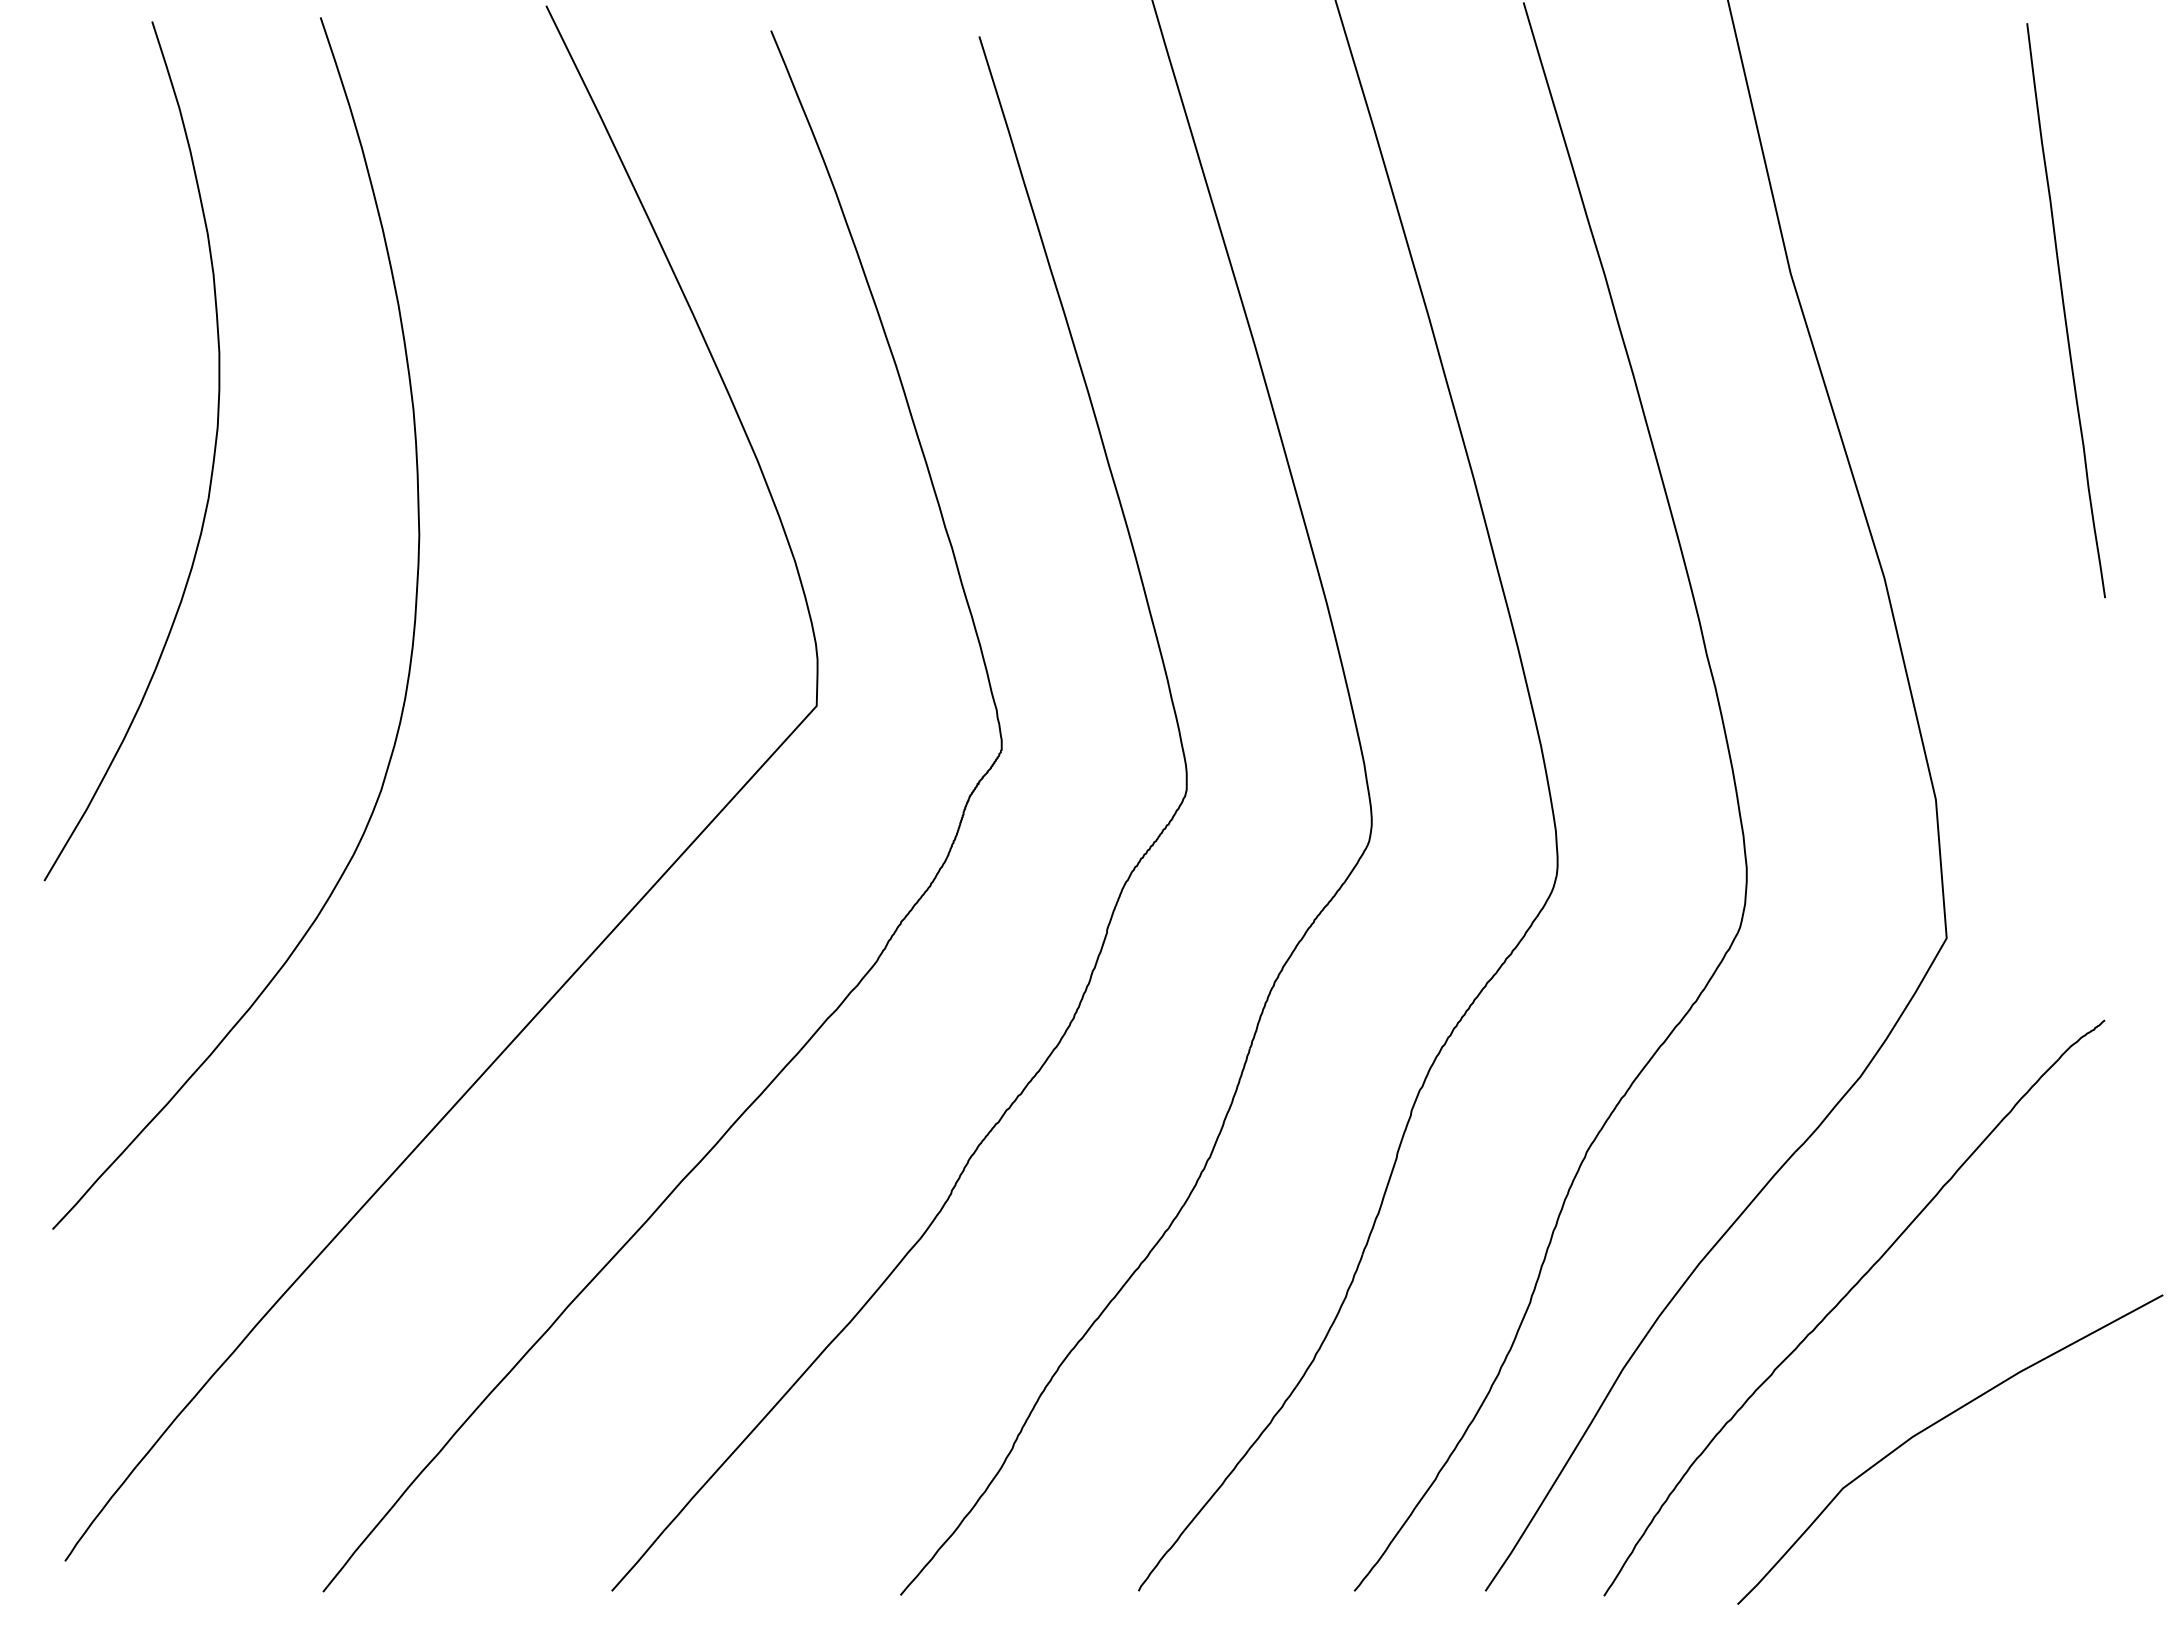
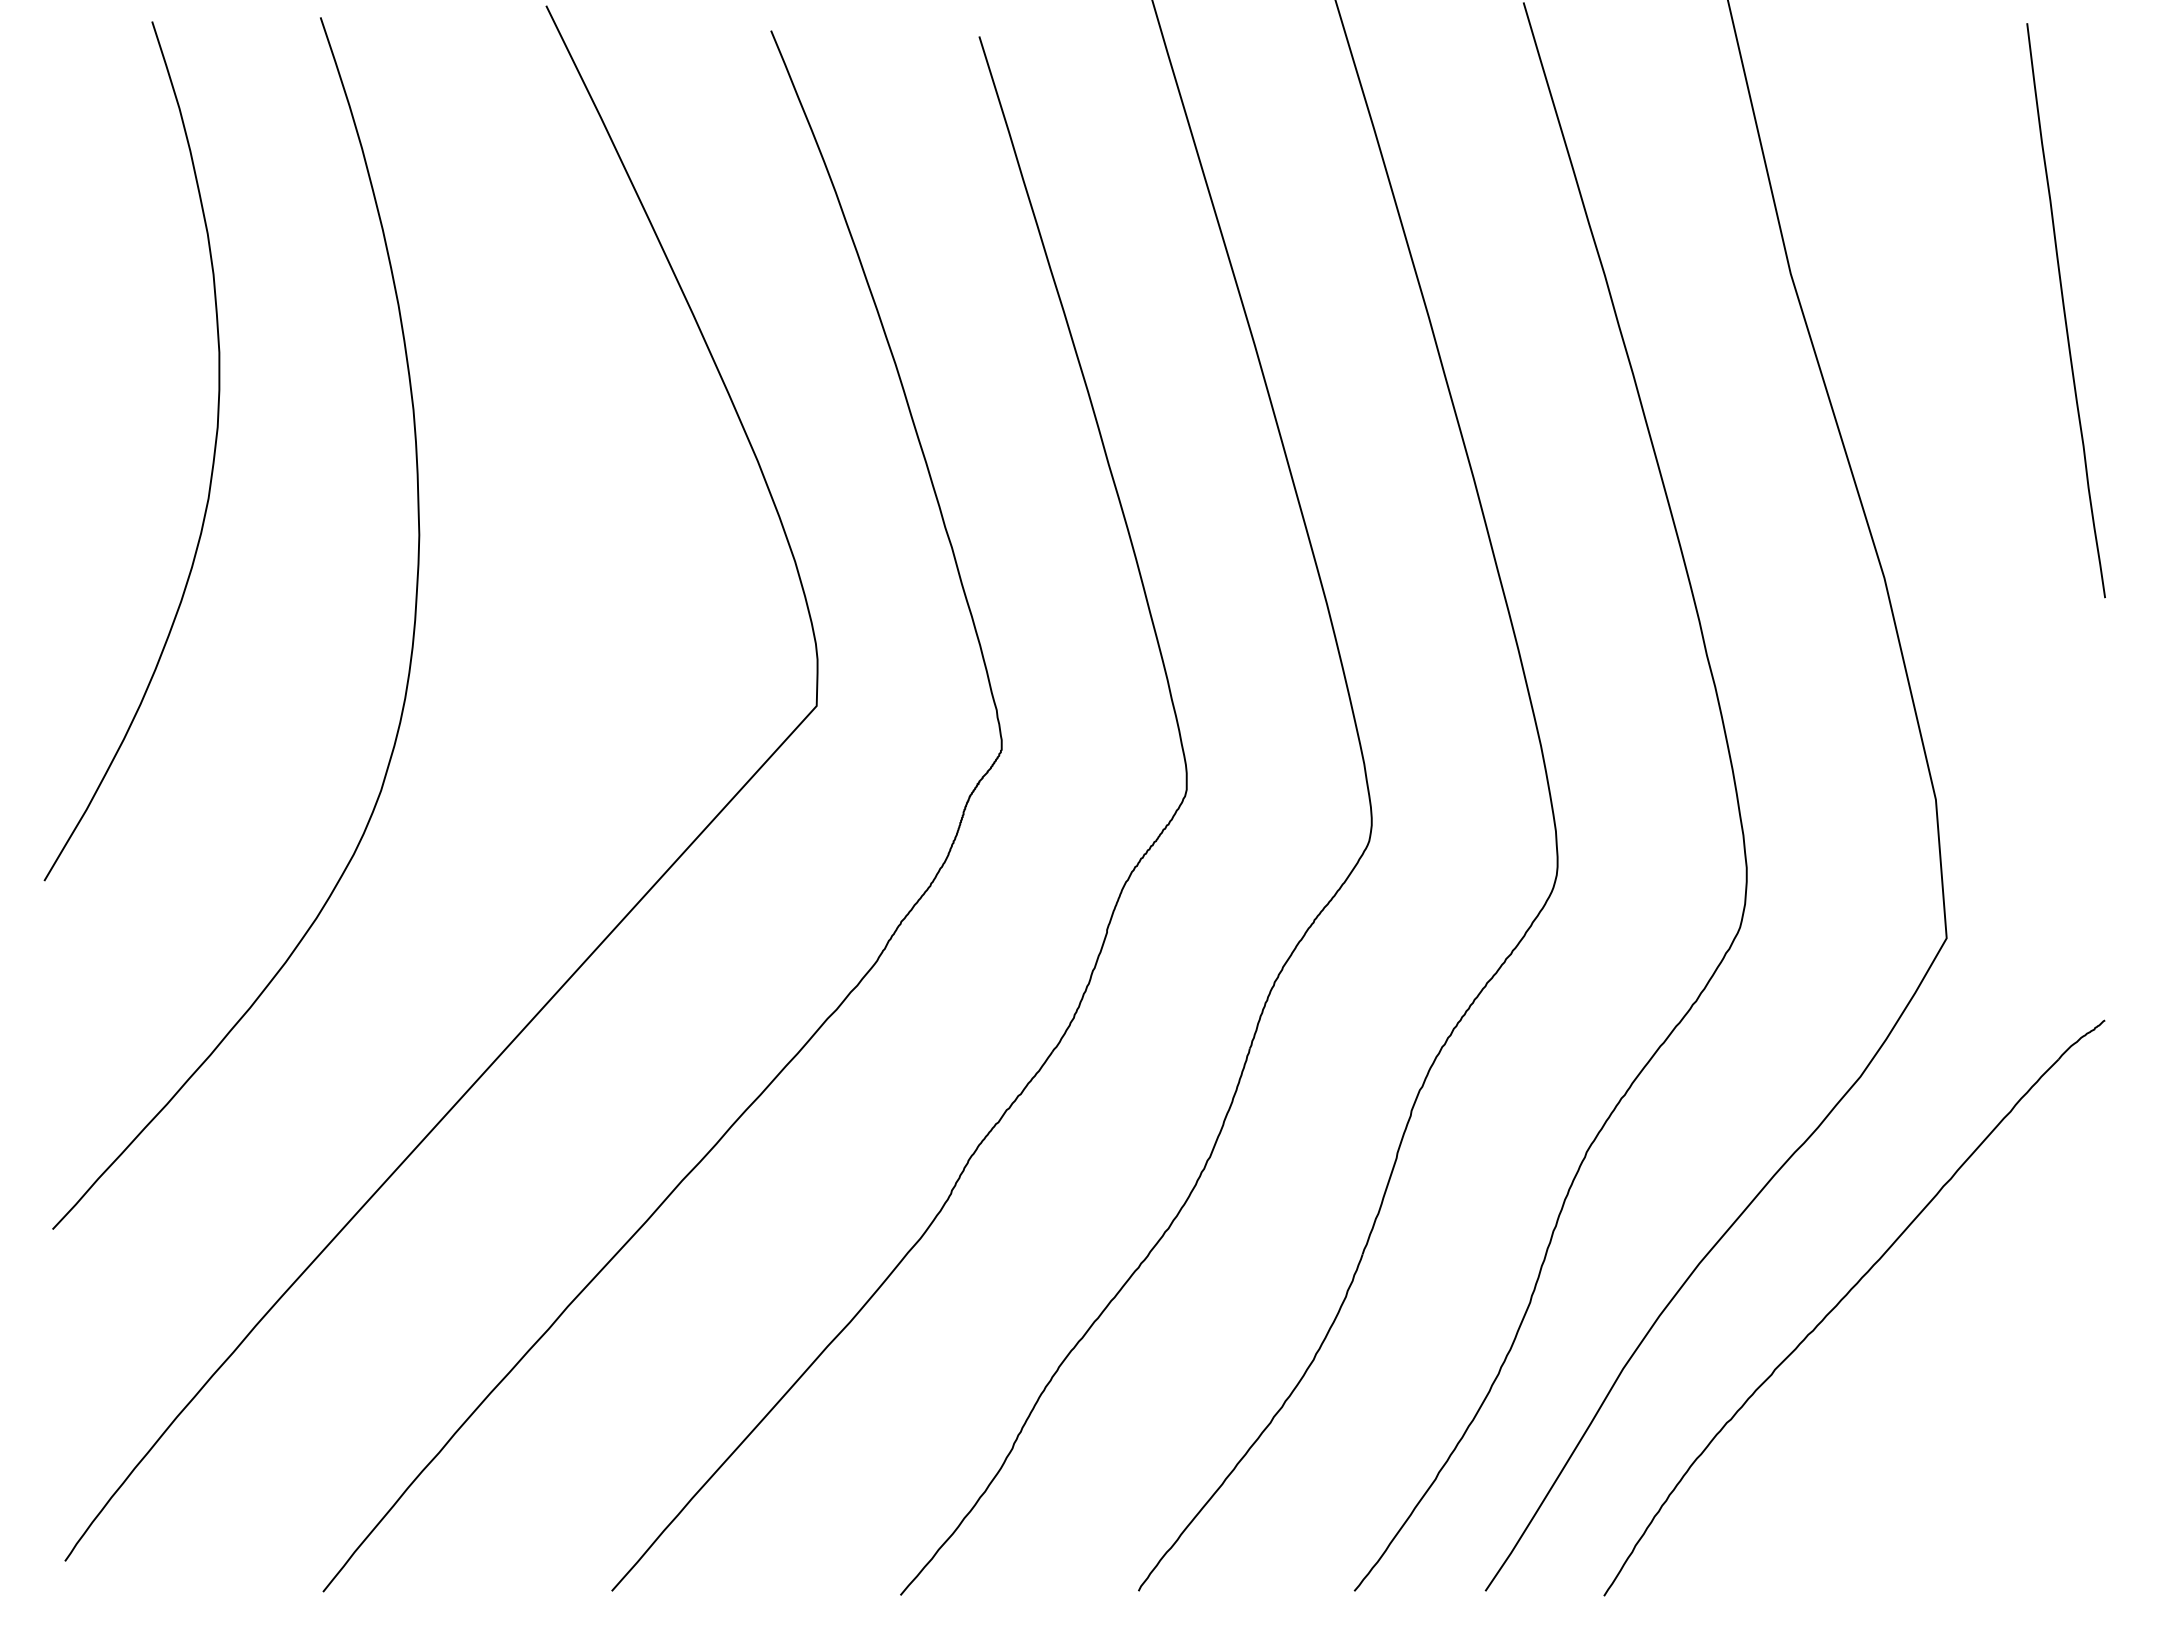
curve: present -> none (1935, 1424)
